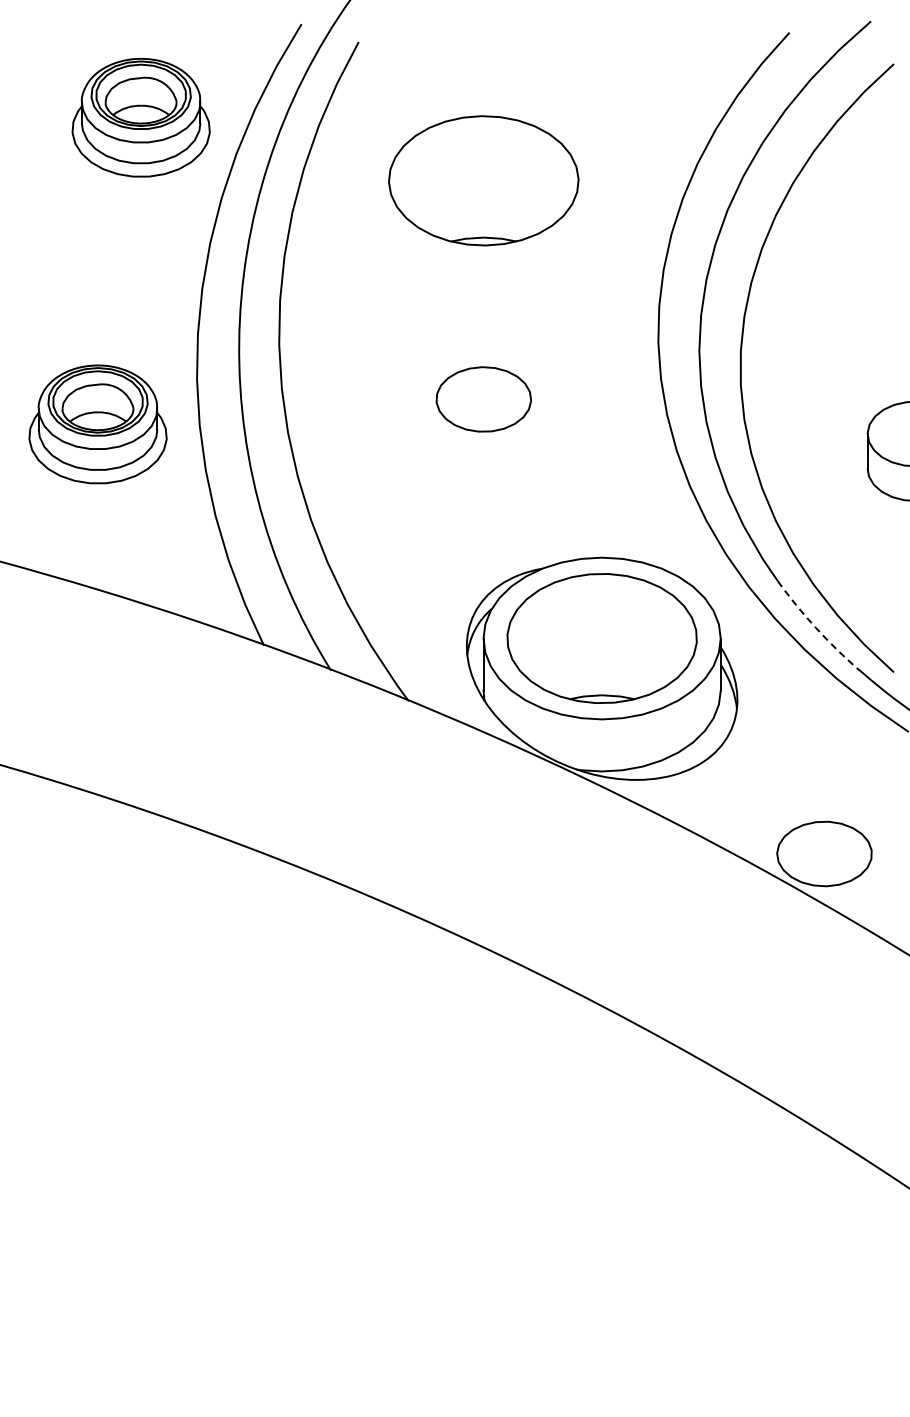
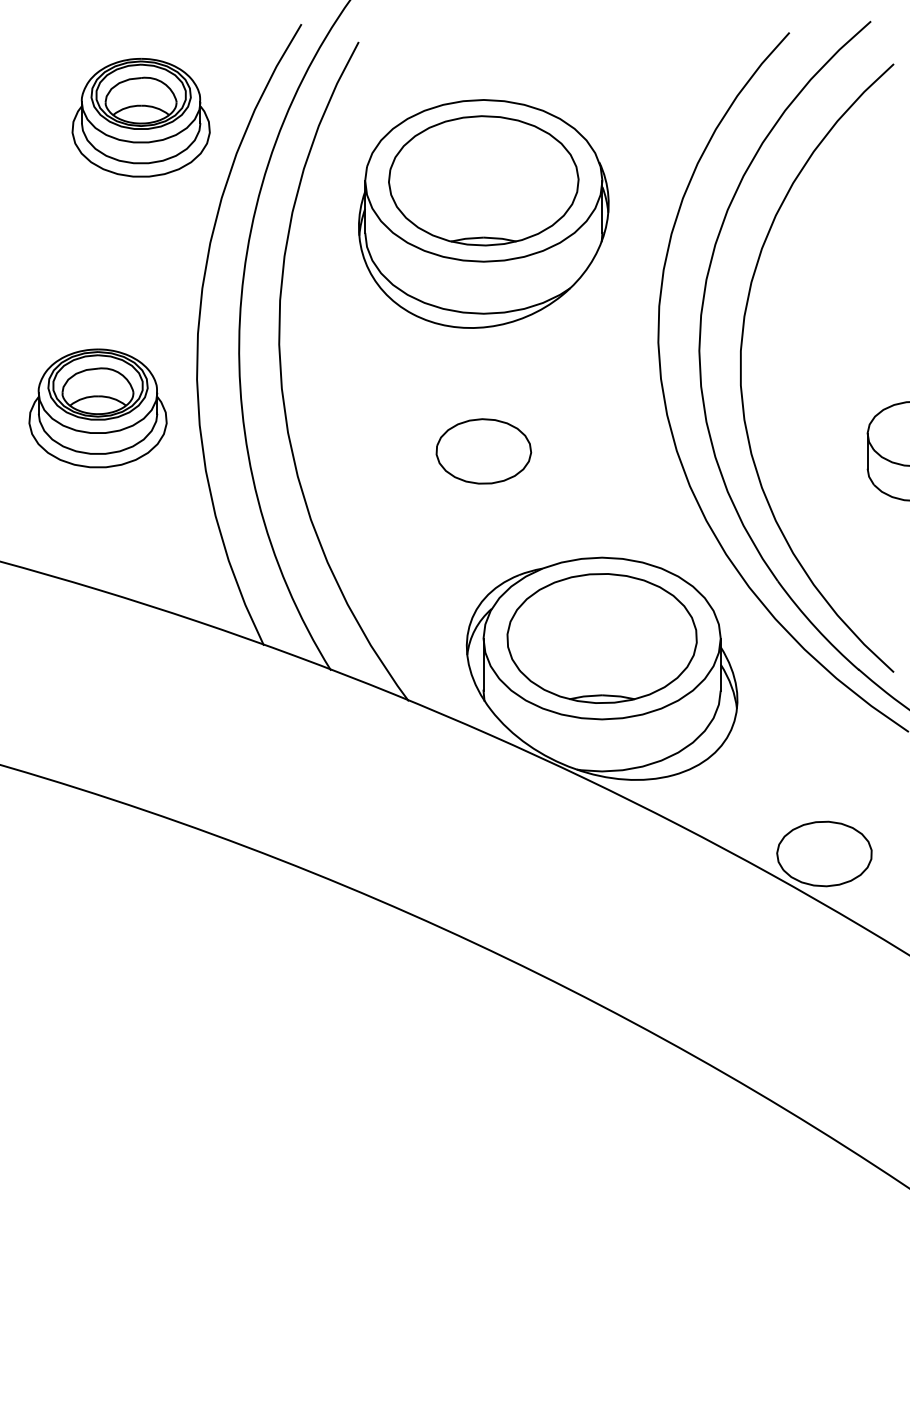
part: none -> present (483, 213)
part position: (483, 399) -> (483, 451) (483, 451)
part position: (97, 424) -> (97, 408) (97, 408)
arc: dashed -> solid (816, 628)
